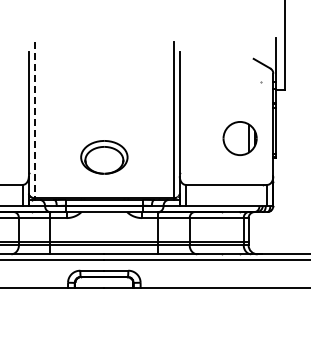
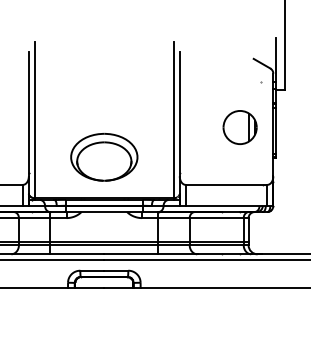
line: dashed -> solid (34, 120)
part position: (239, 138) -> (239, 127) (239, 127)
part size: 49x35 px -> 69x49 px (104, 157)
